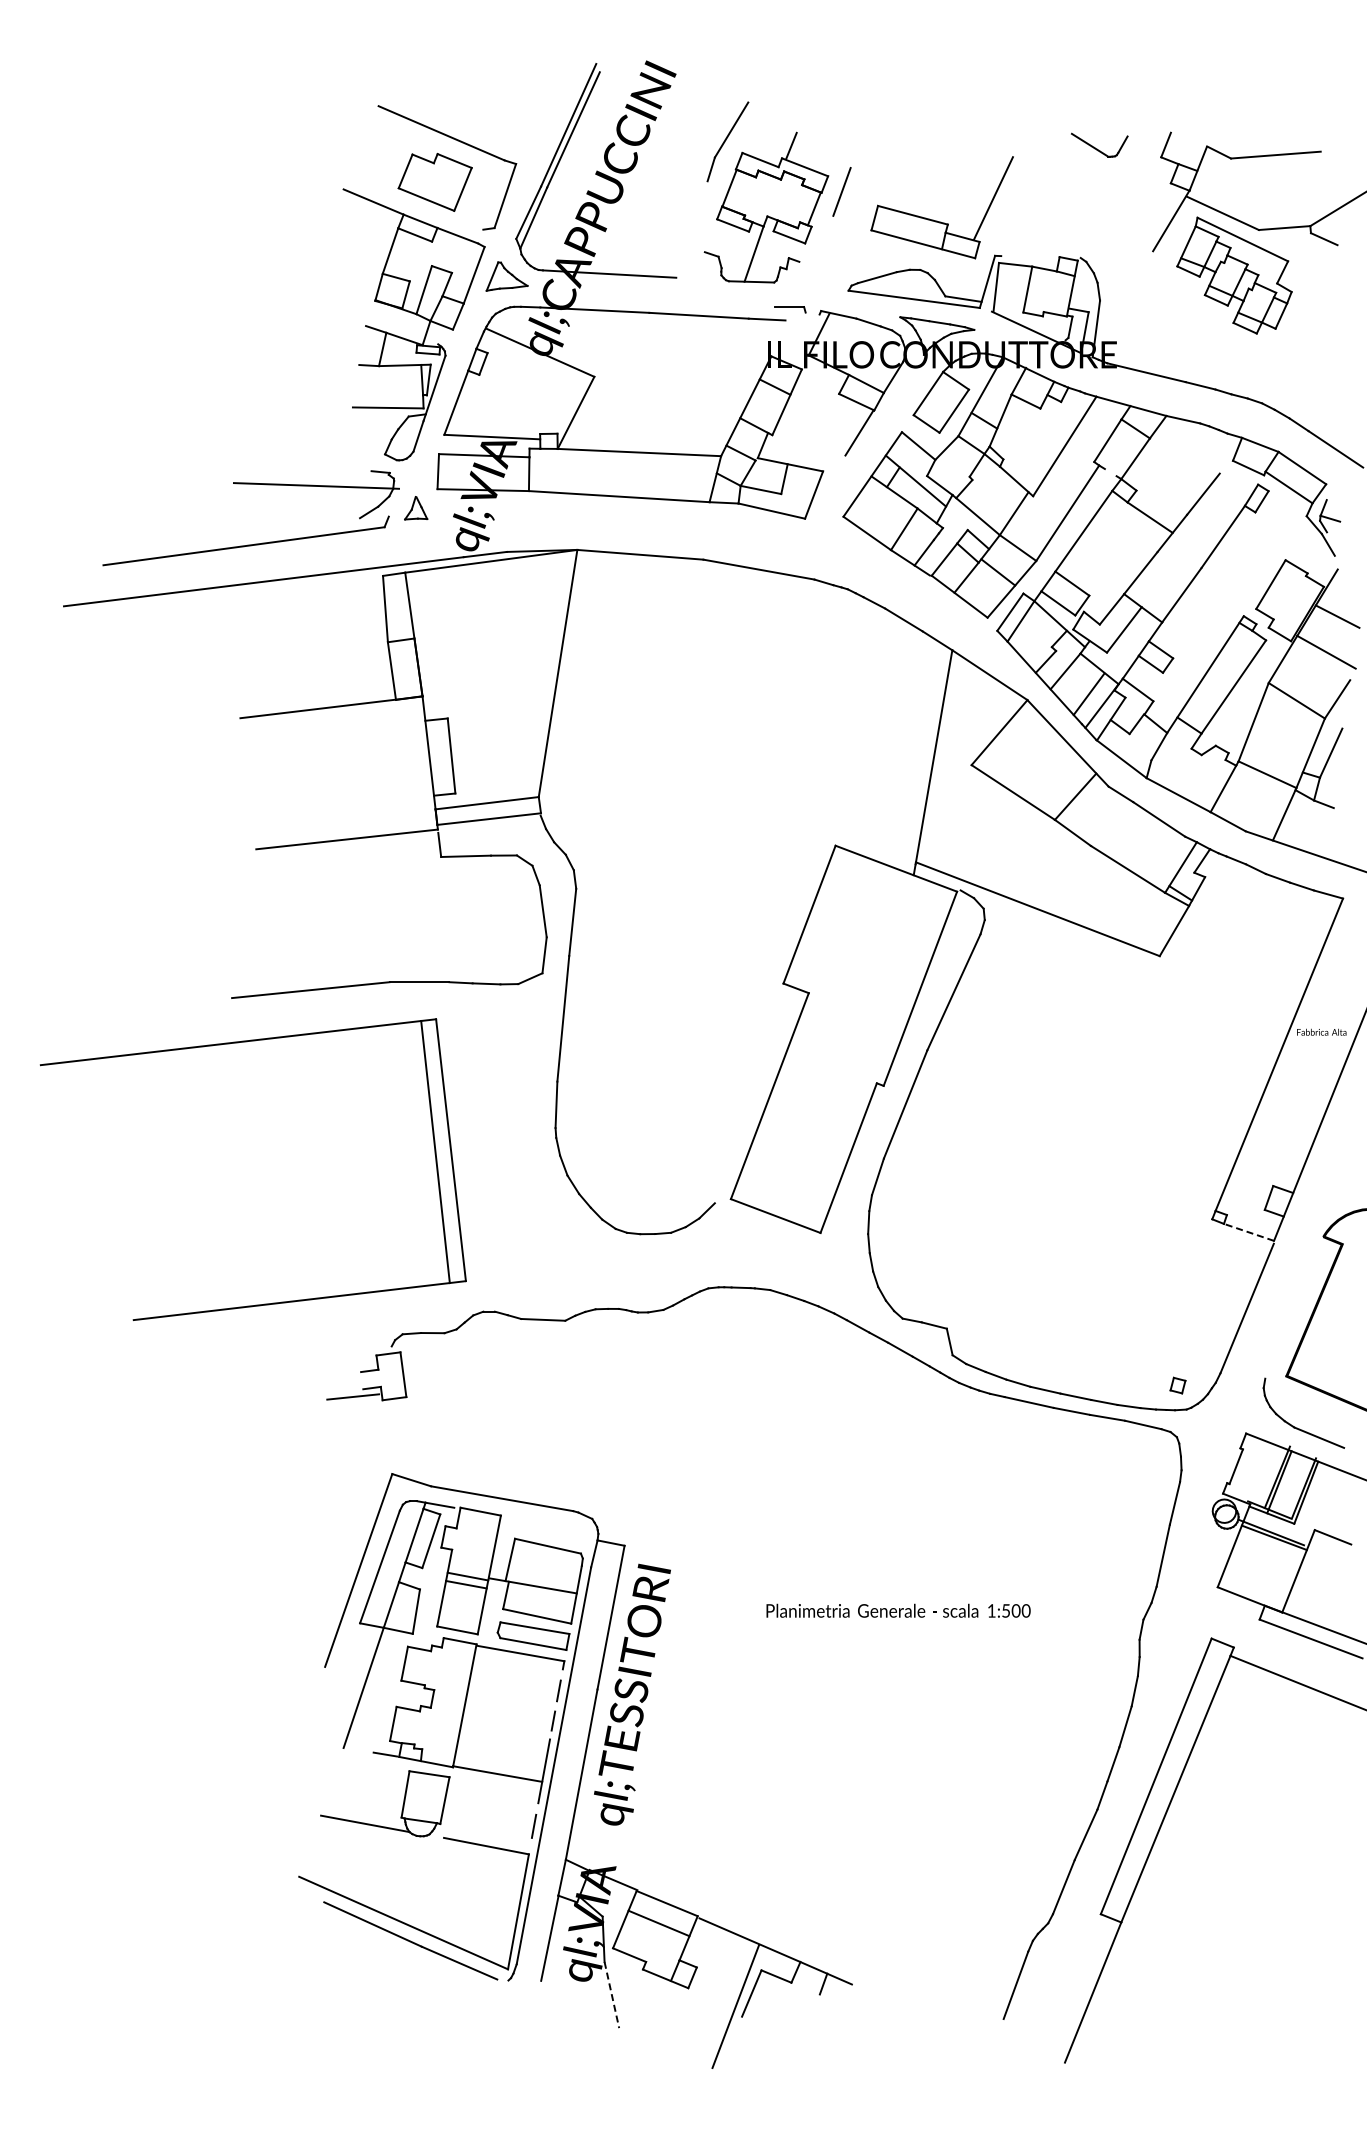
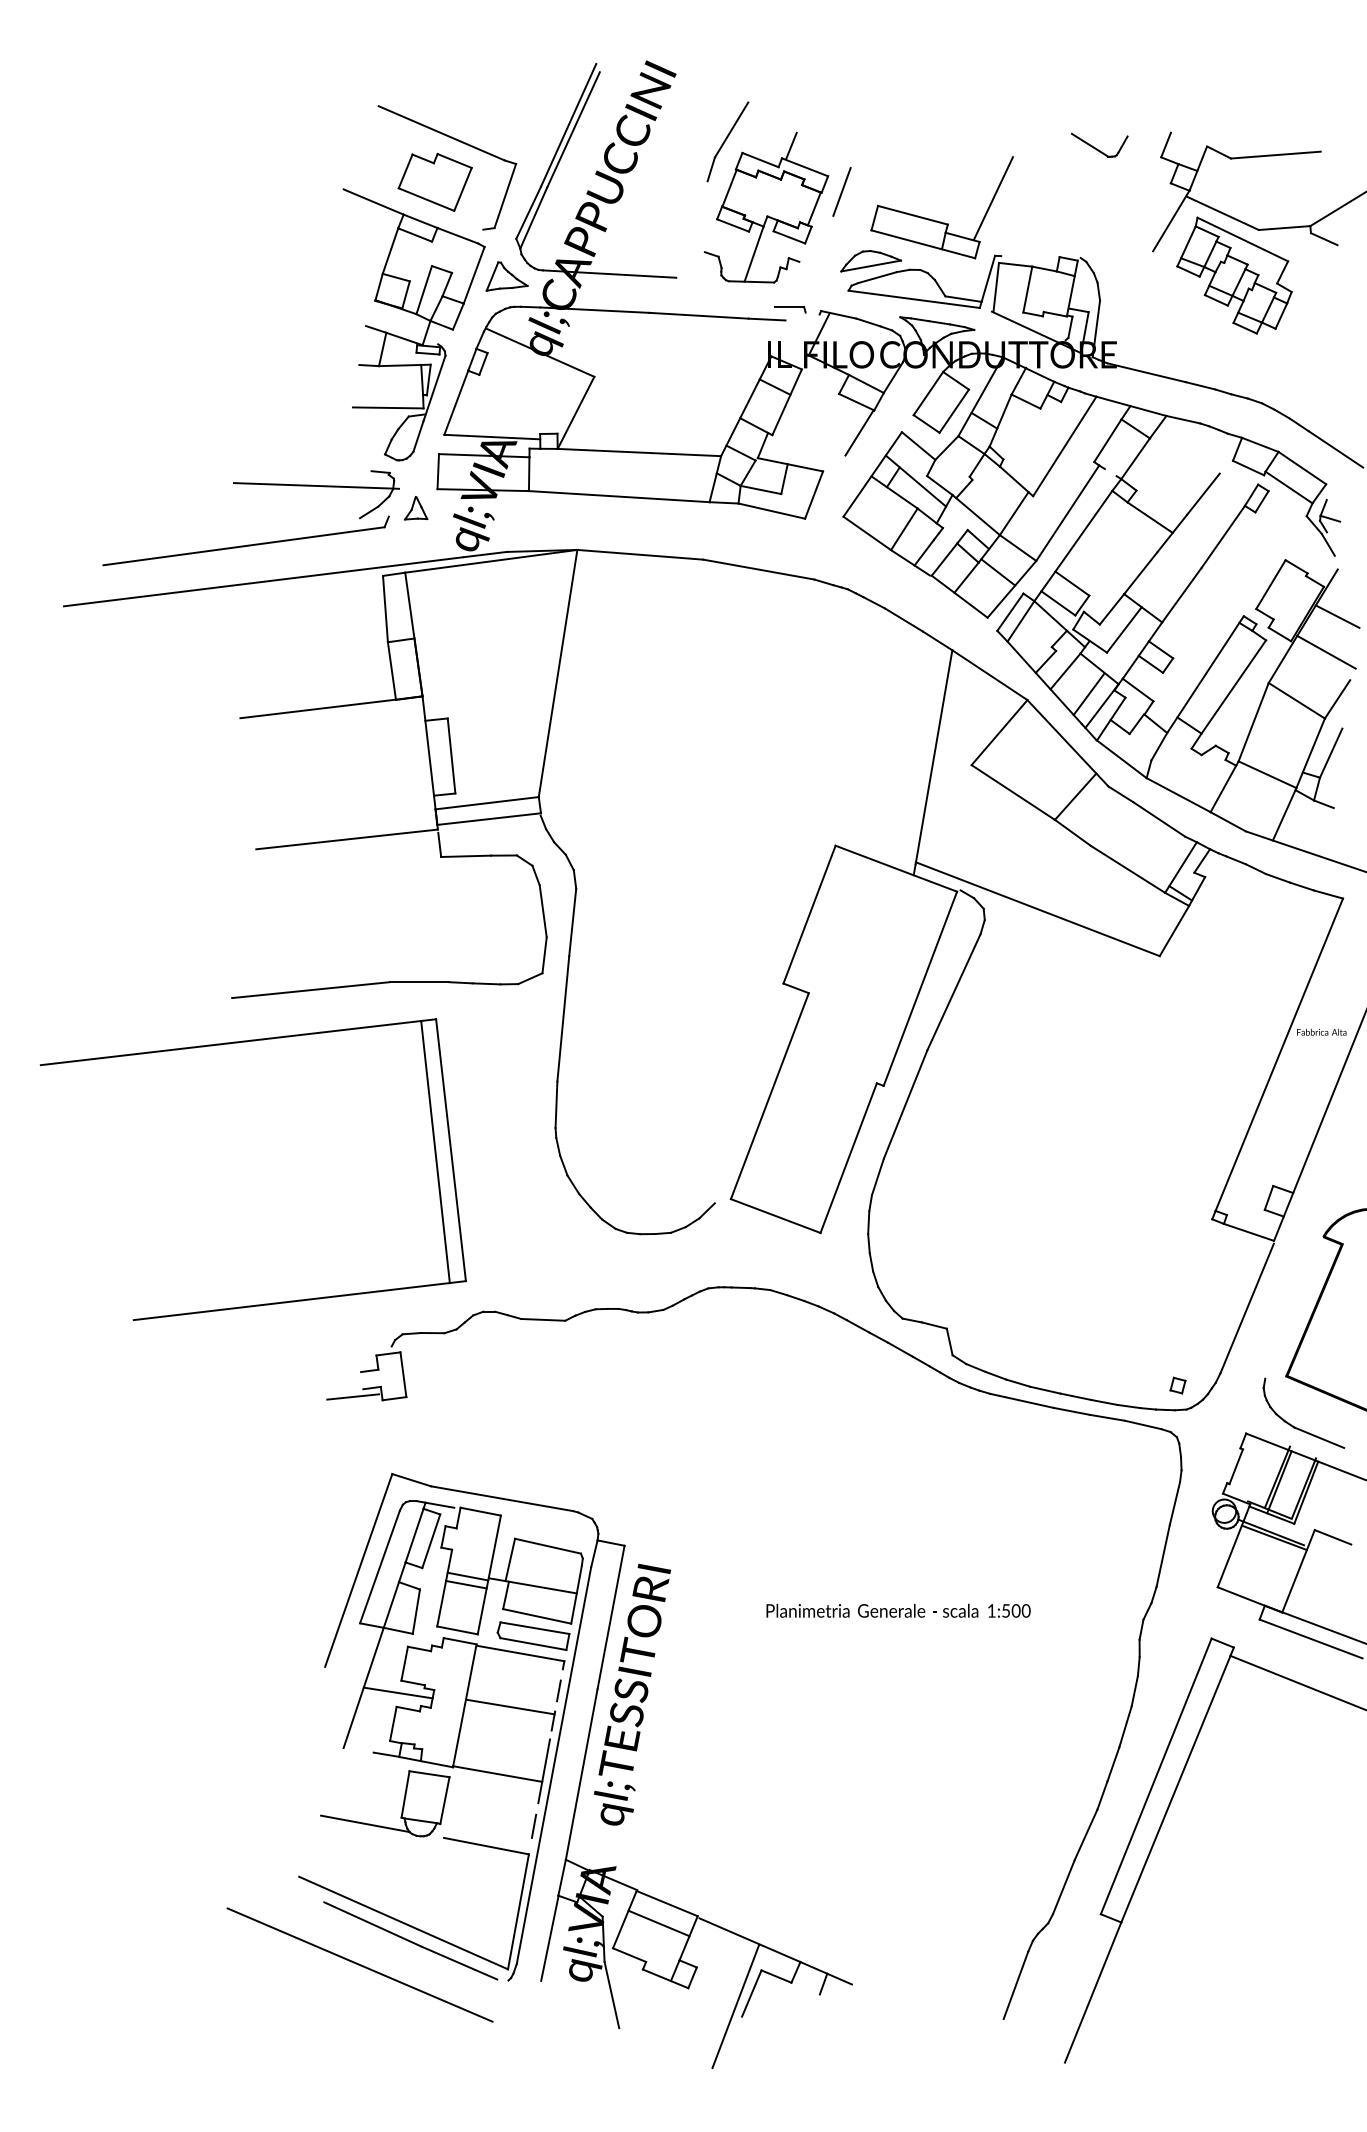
part: none -> present (871, 261)
line: dashed -> solid (1248, 1232)
line: none -> present (397, 1692)
line: none -> present (510, 1706)
line: none -> present (359, 1964)
line: dashed -> solid (611, 1995)
